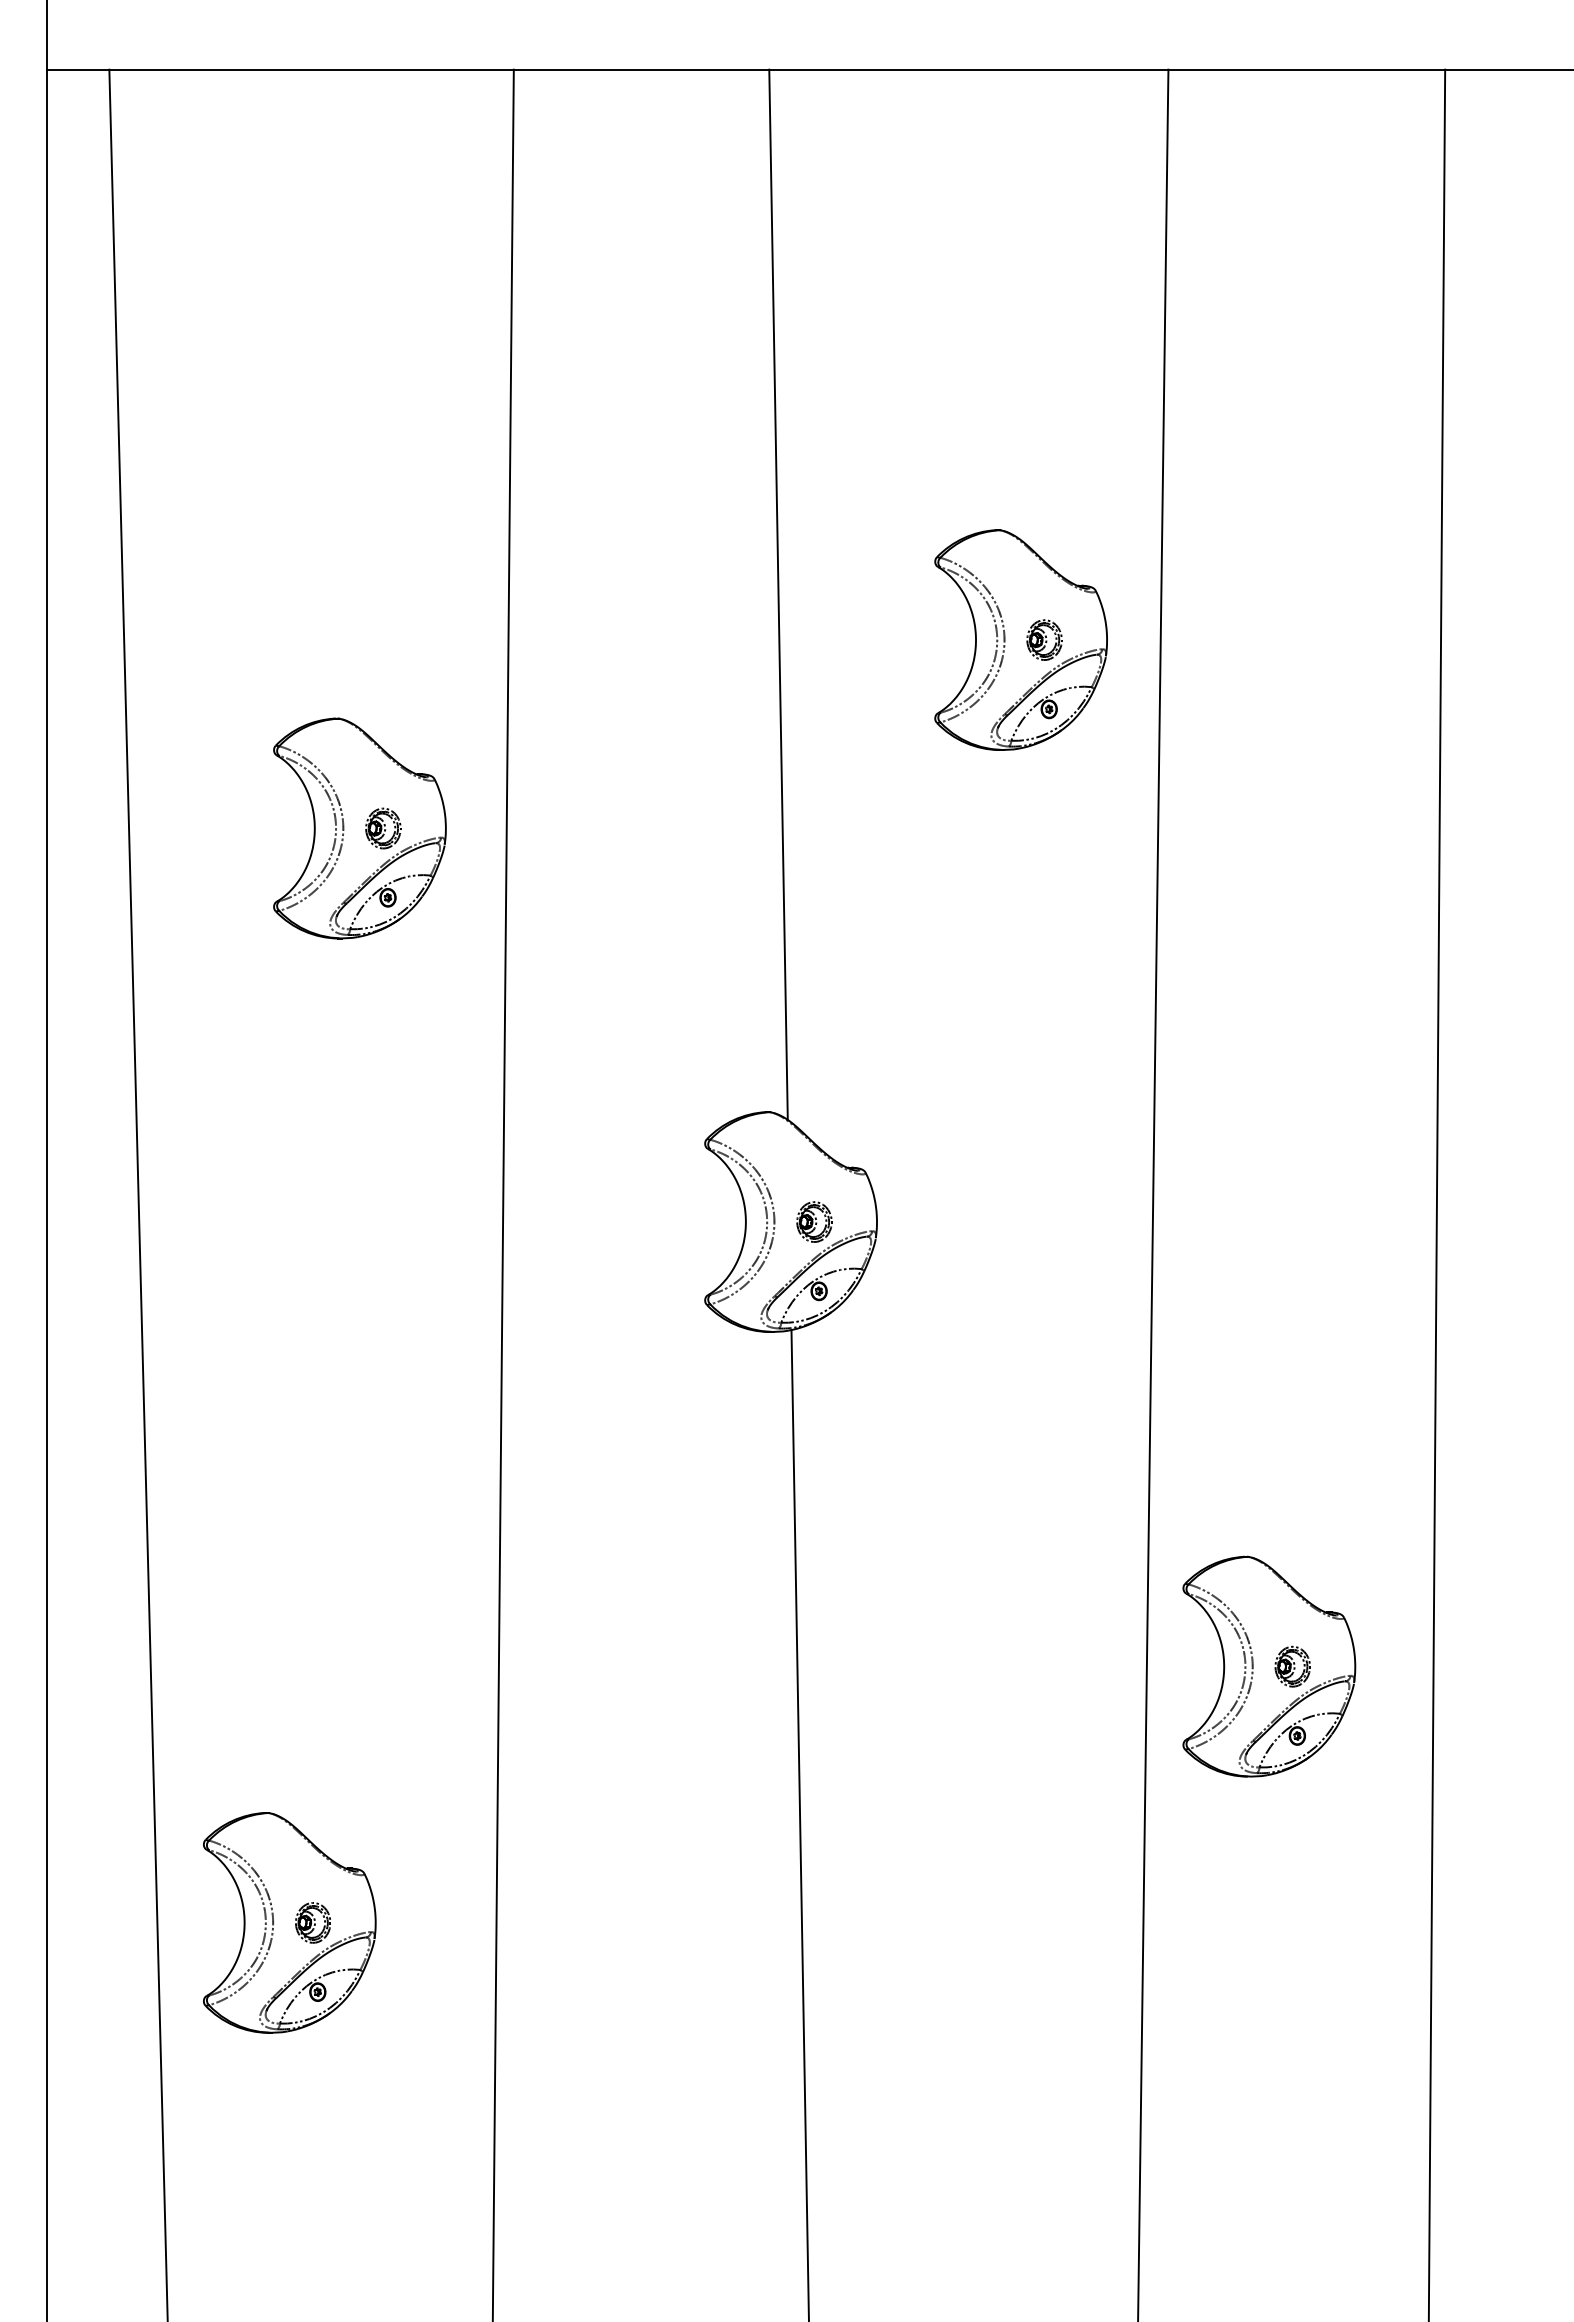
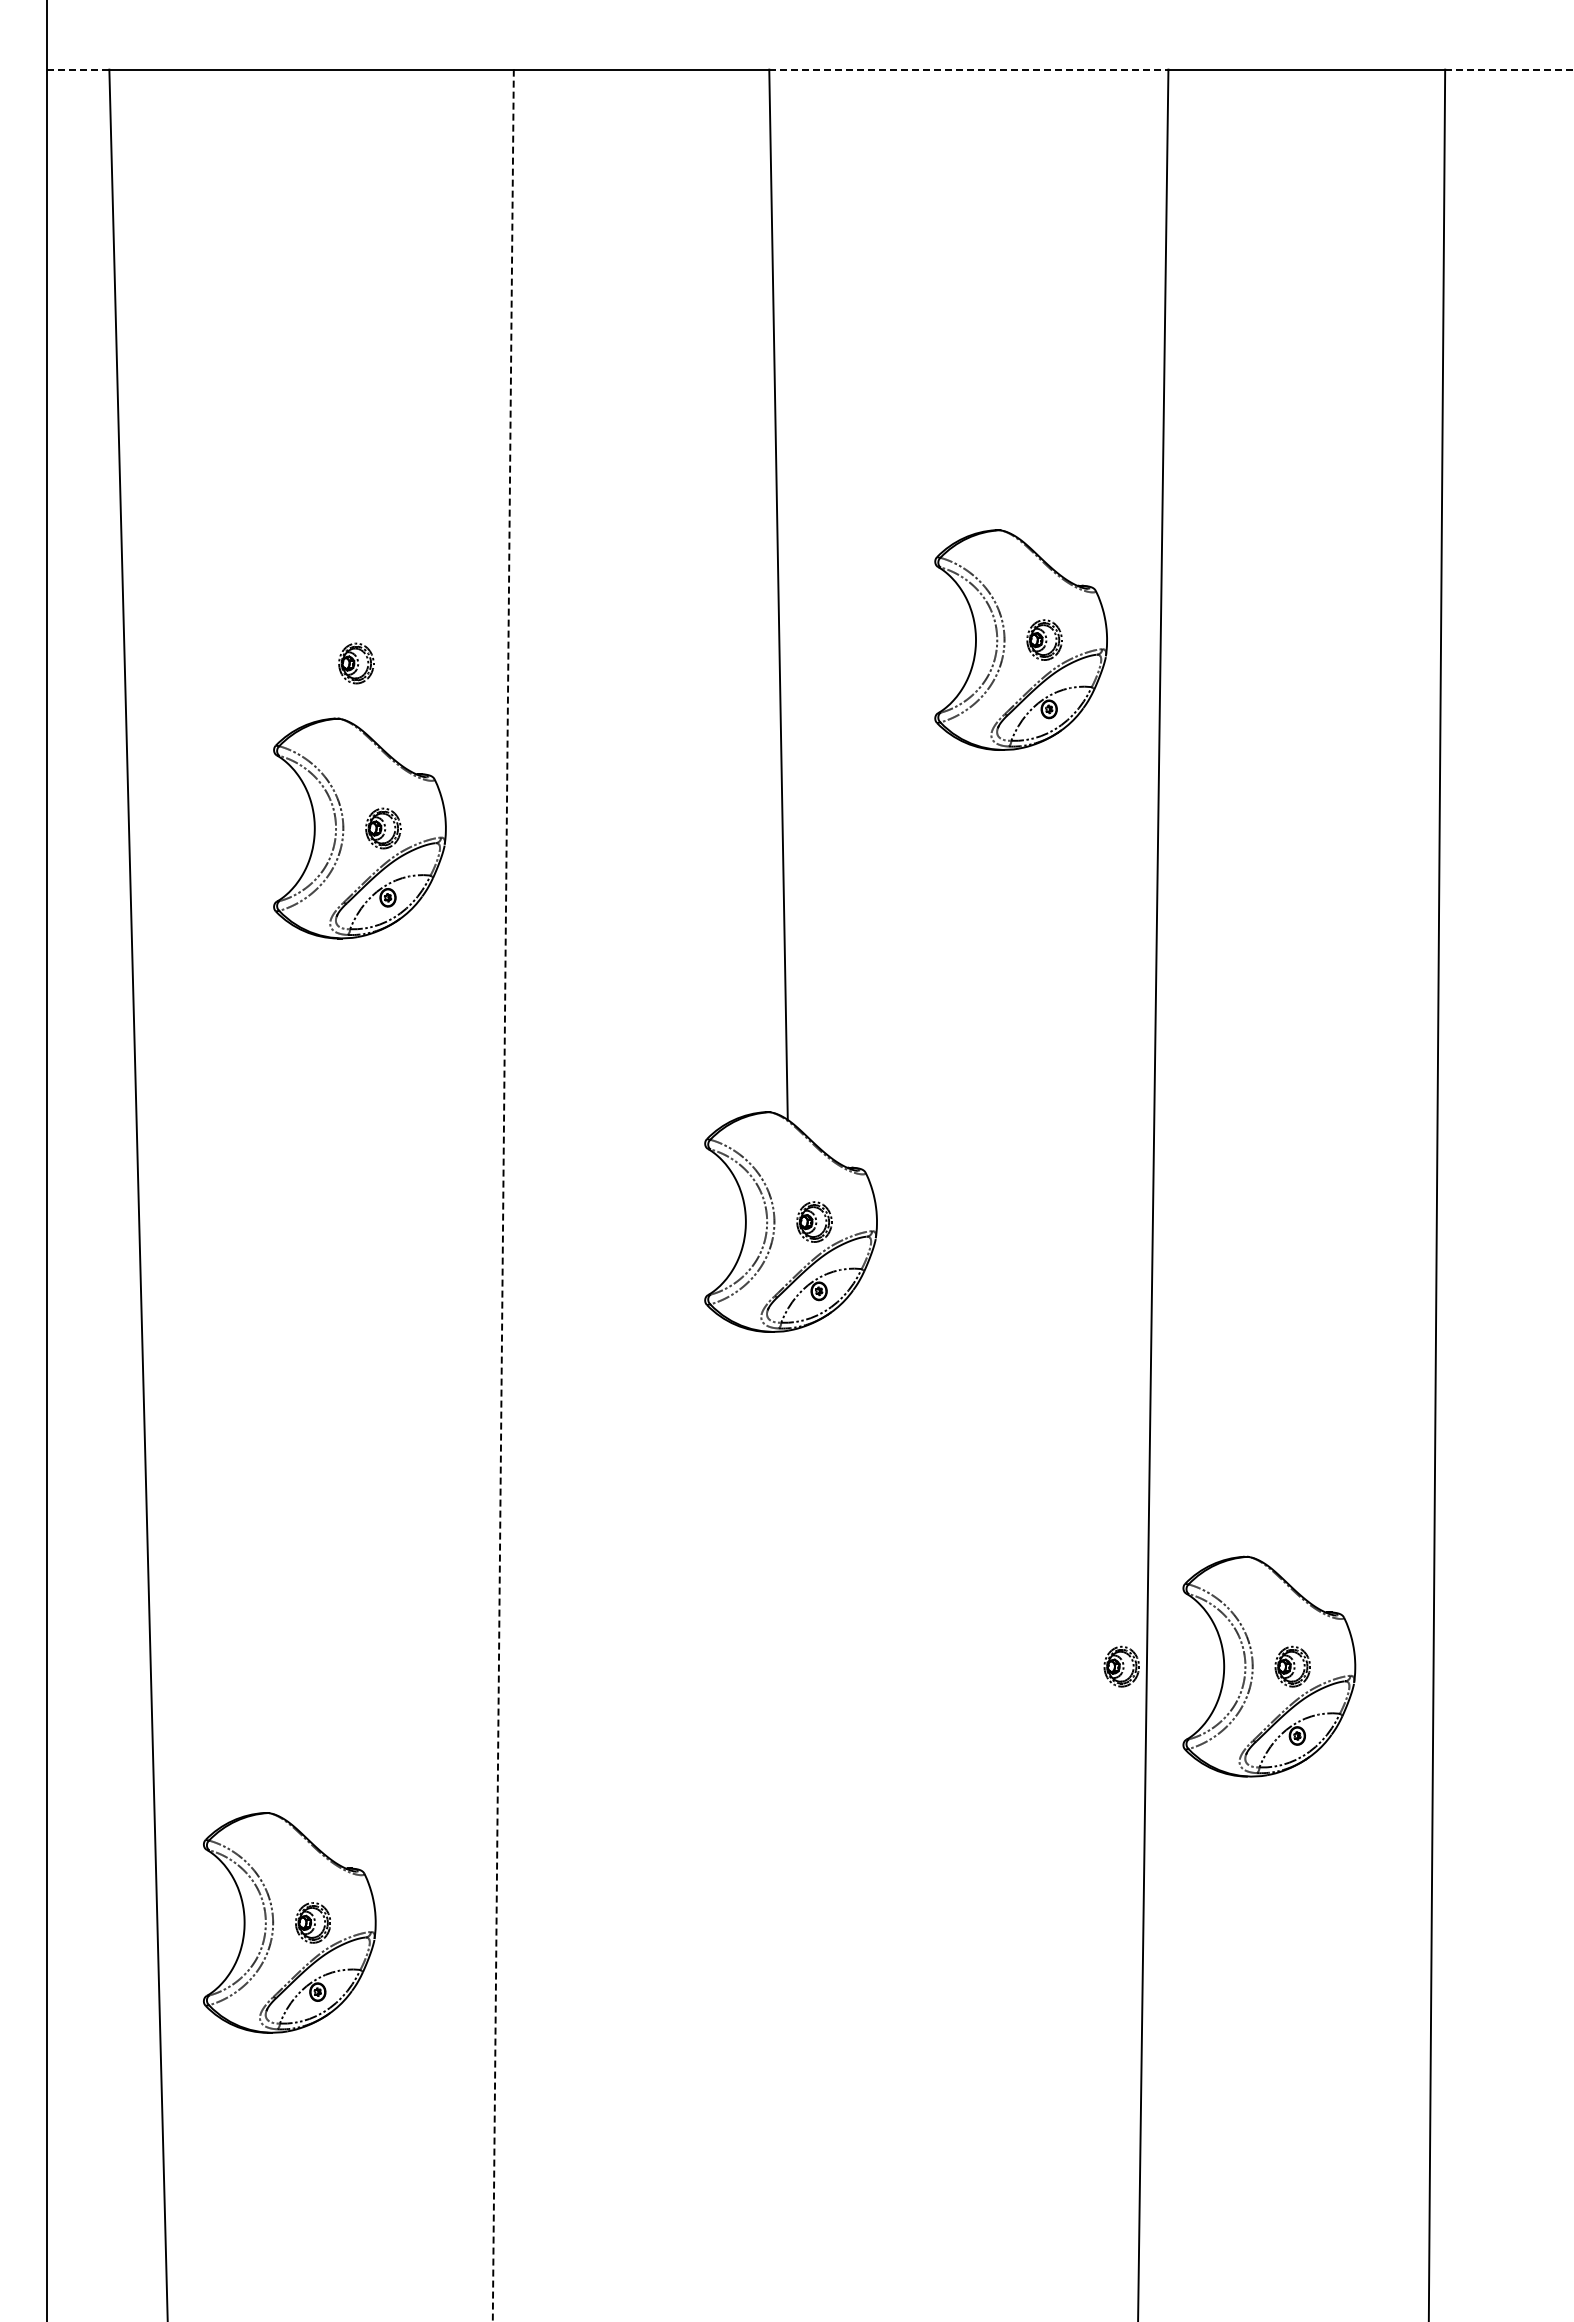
line: solid -> dashed (78, 69)
line: solid -> dashed (968, 69)
line: solid -> dashed (1510, 69)
part: none -> present (356, 663)
line: solid -> dashed (503, 1195)
part: none -> present (1121, 1666)
line: present -> none (799, 1824)
